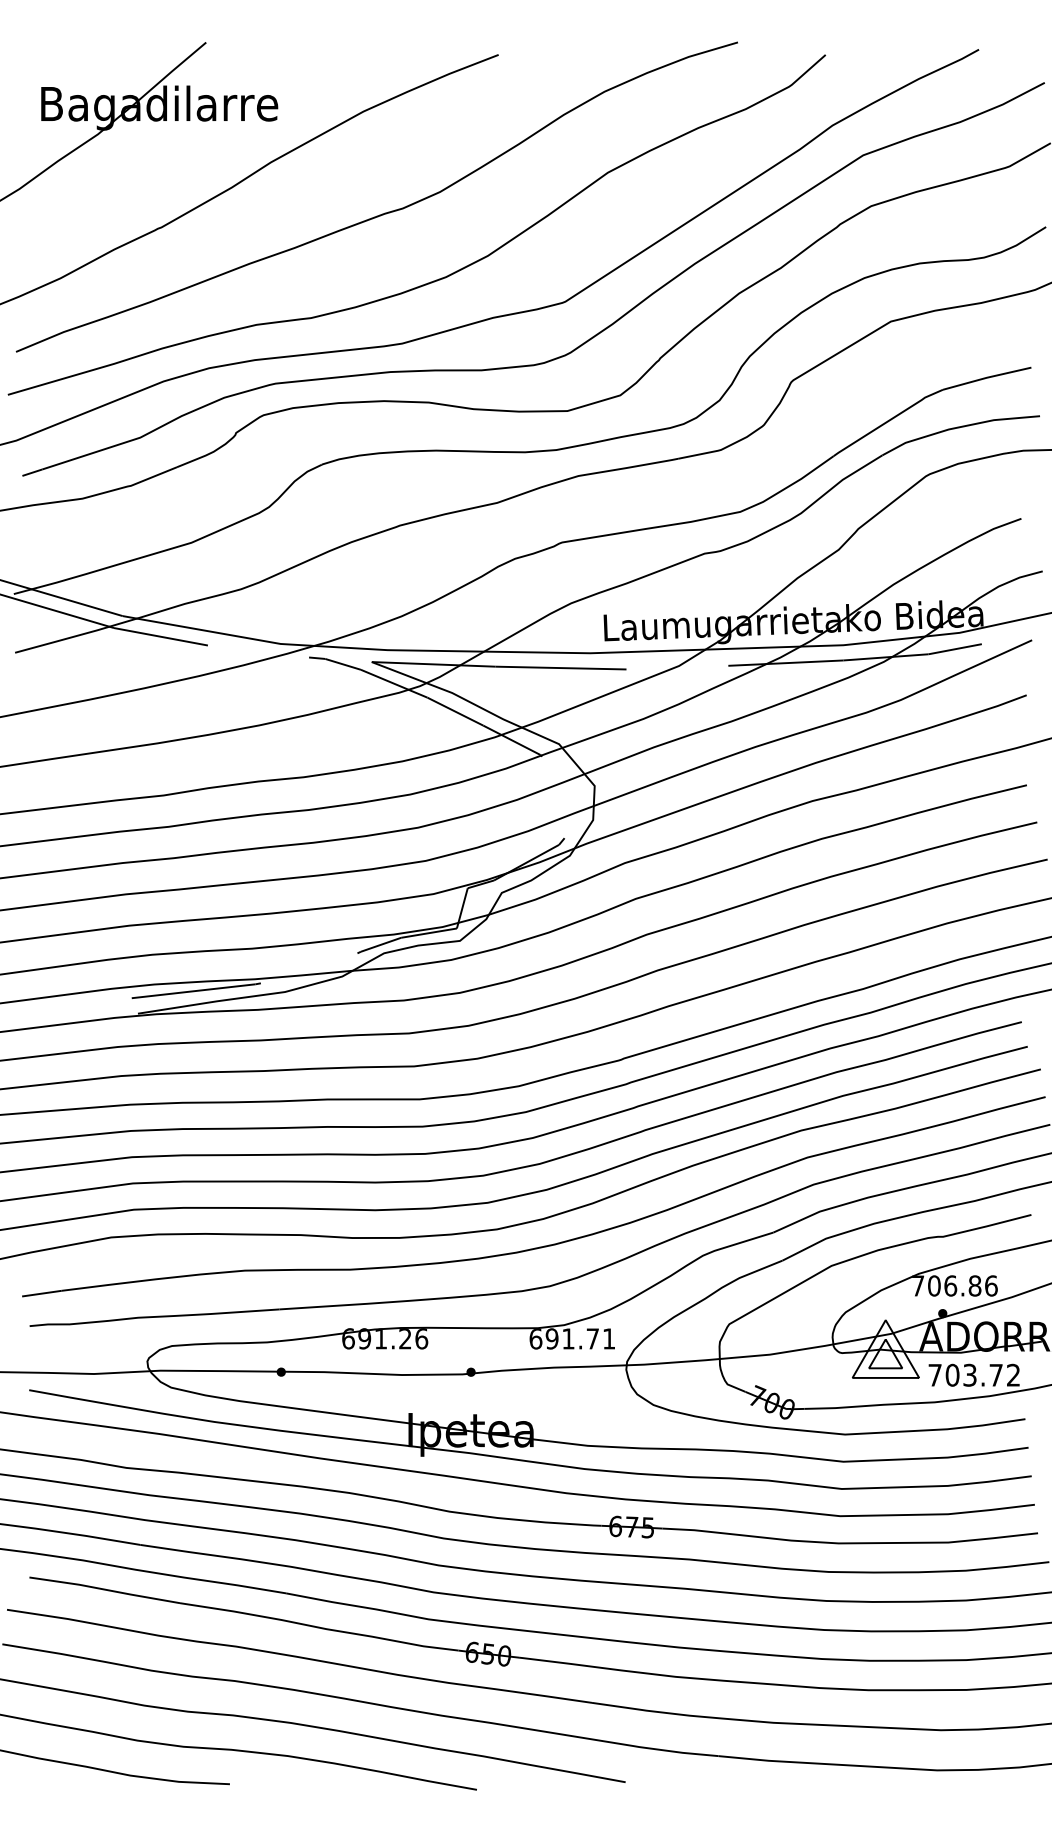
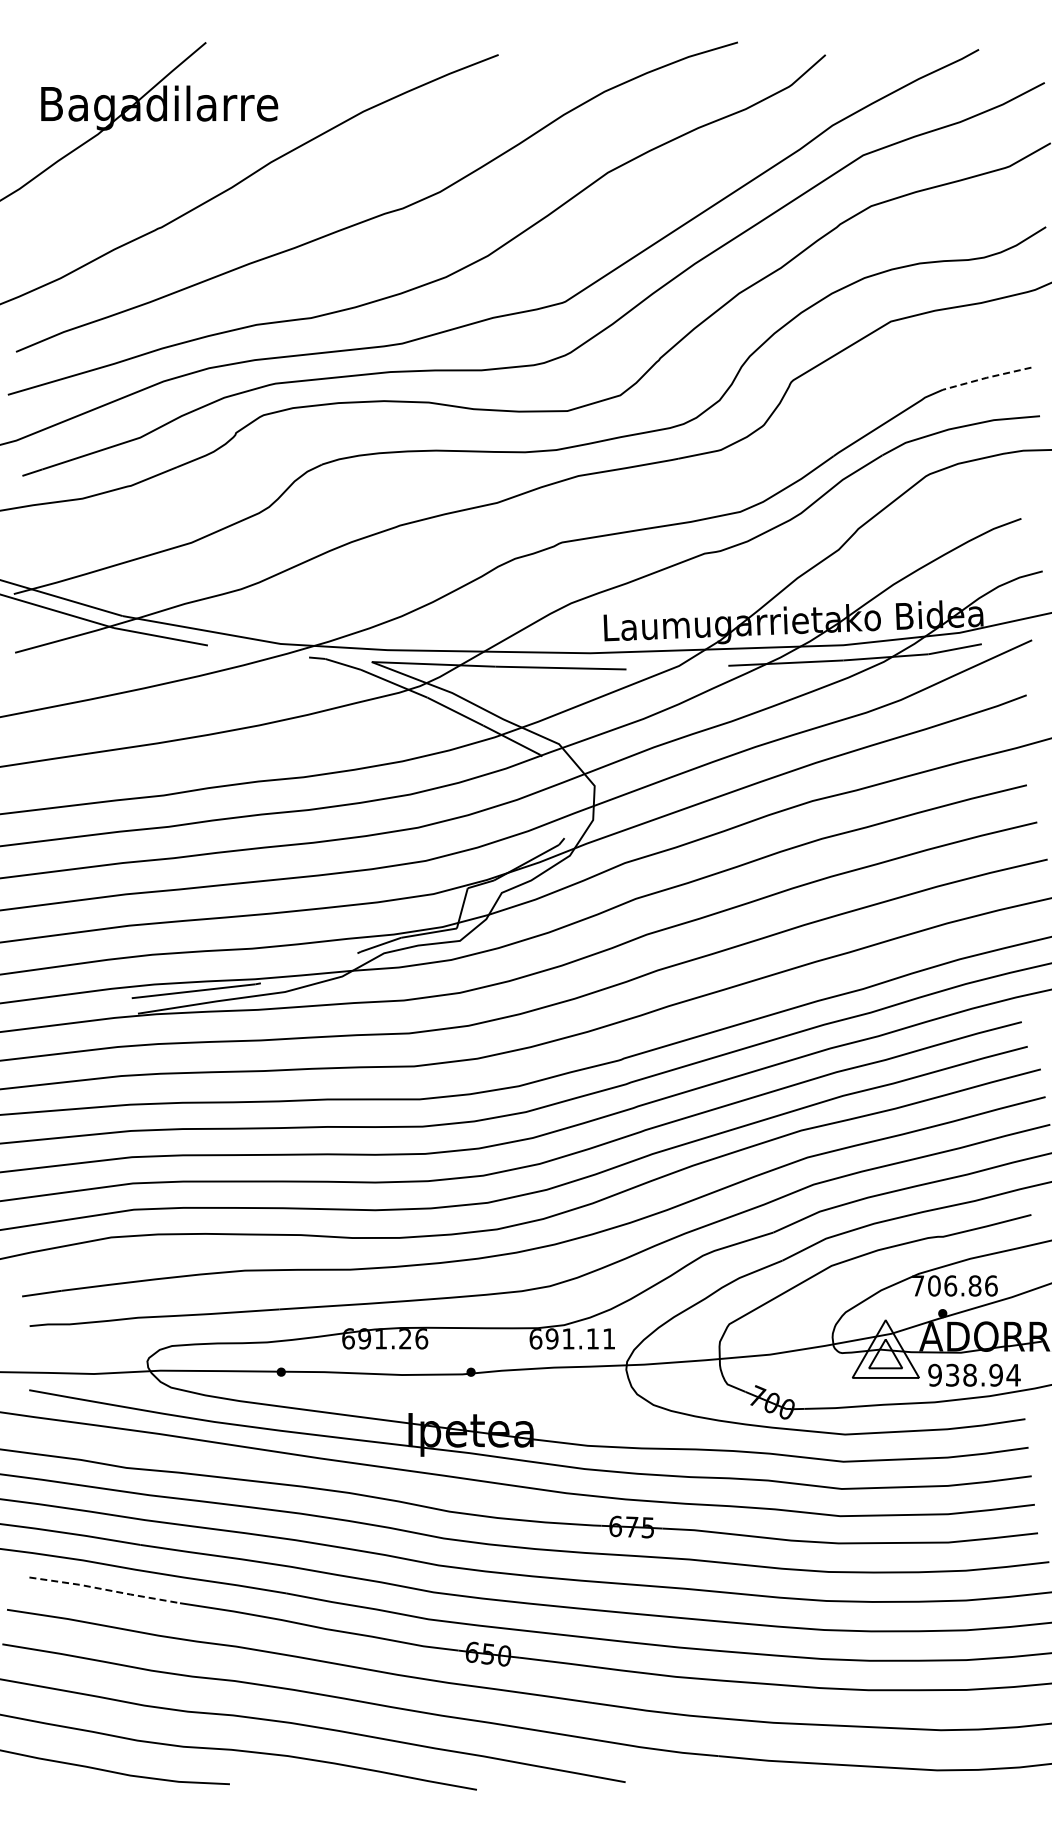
line: solid -> dashed (986, 377)
text: 691.71 -> 691.11 (592, 1338)
text: 703.72 -> 938.94 (974, 1374)
line: solid -> dashed (104, 1589)
